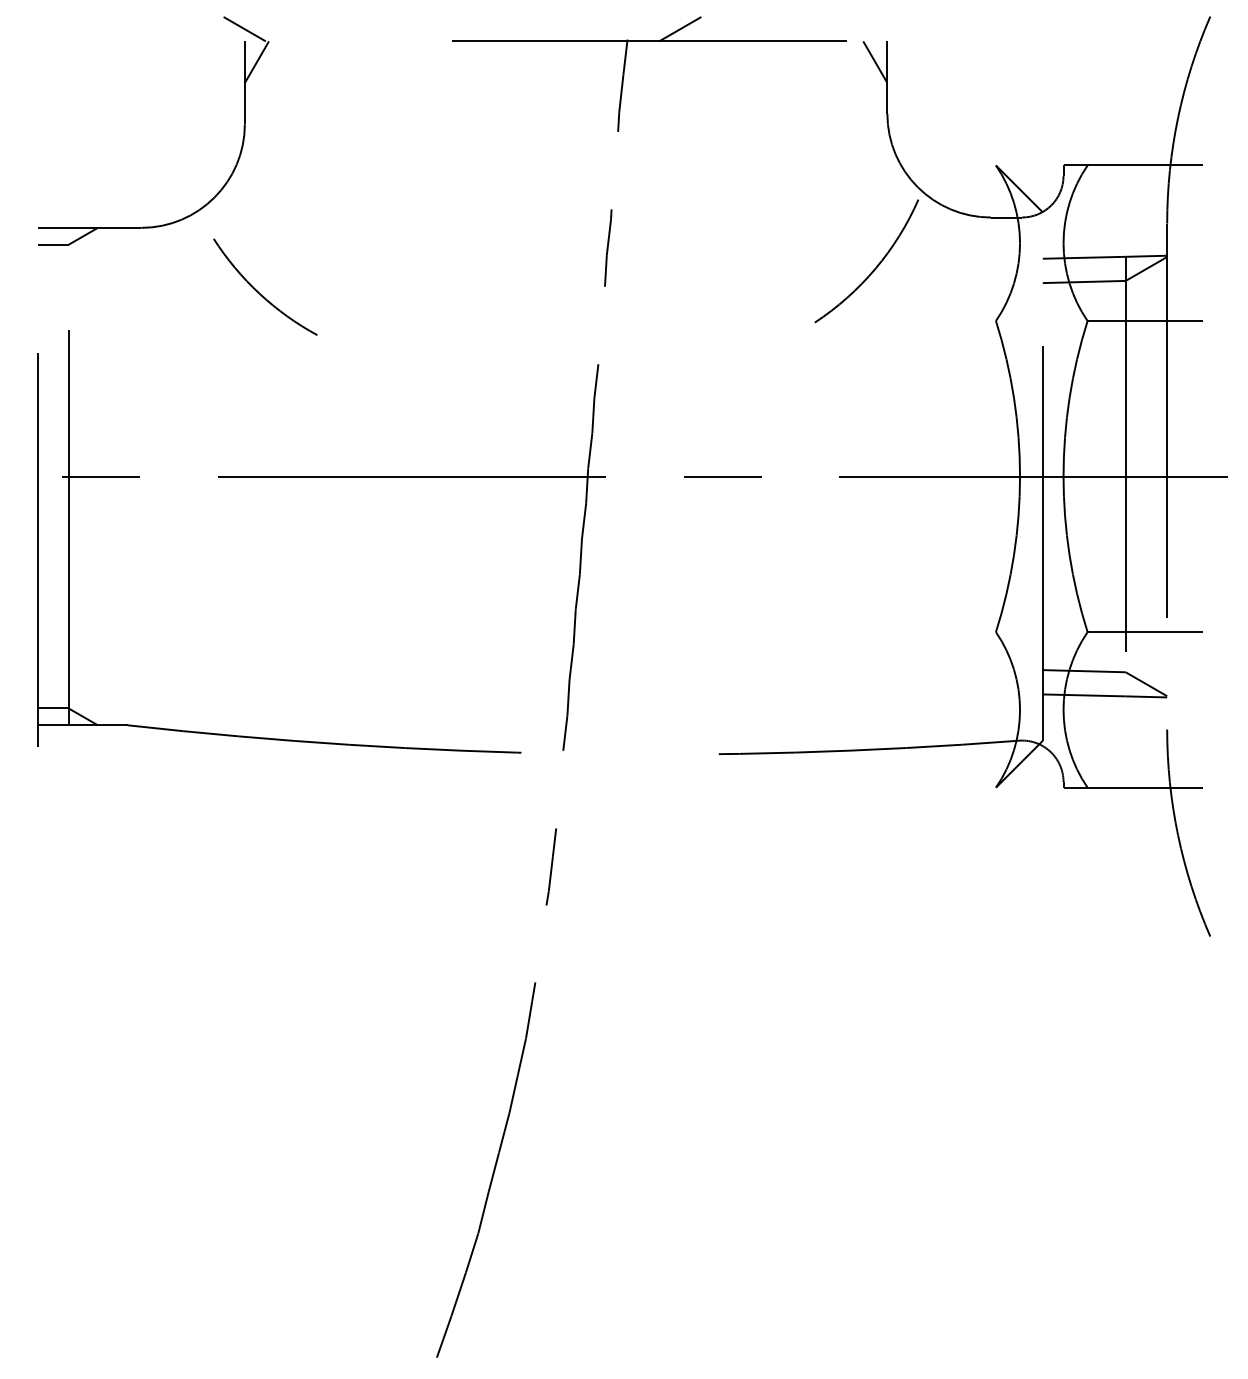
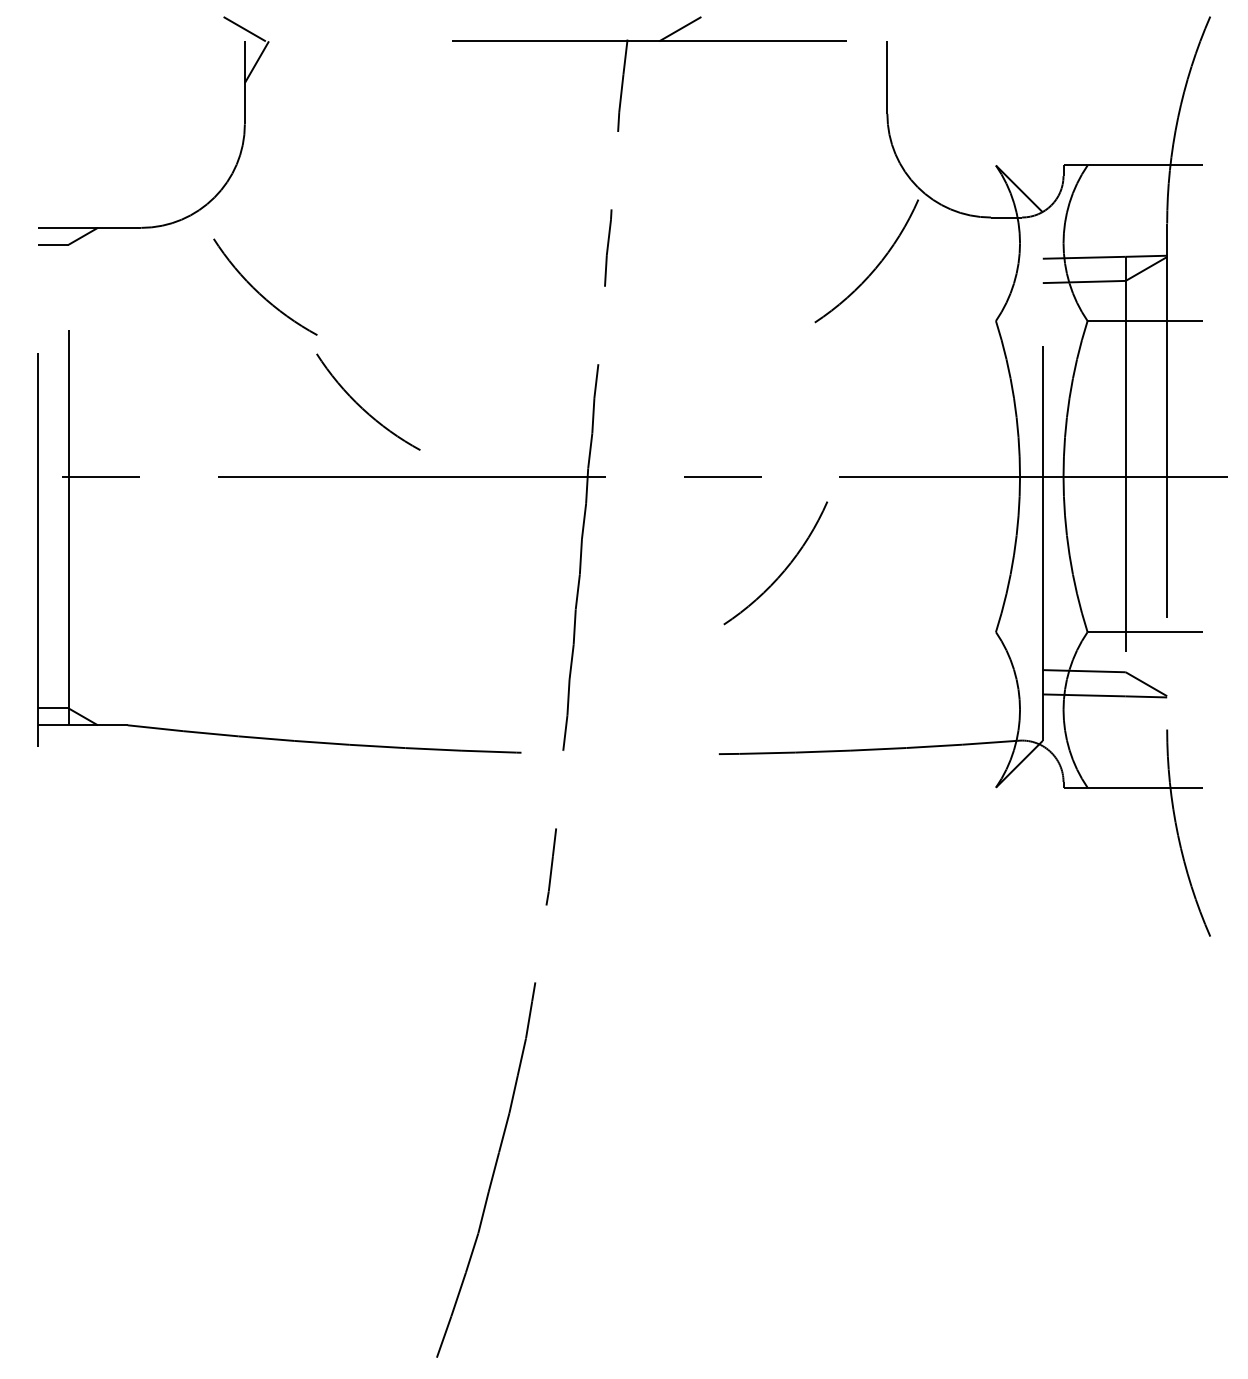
line: present -> none (875, 62)
arc: none -> present (362, 407)
arc: none -> present (783, 570)
